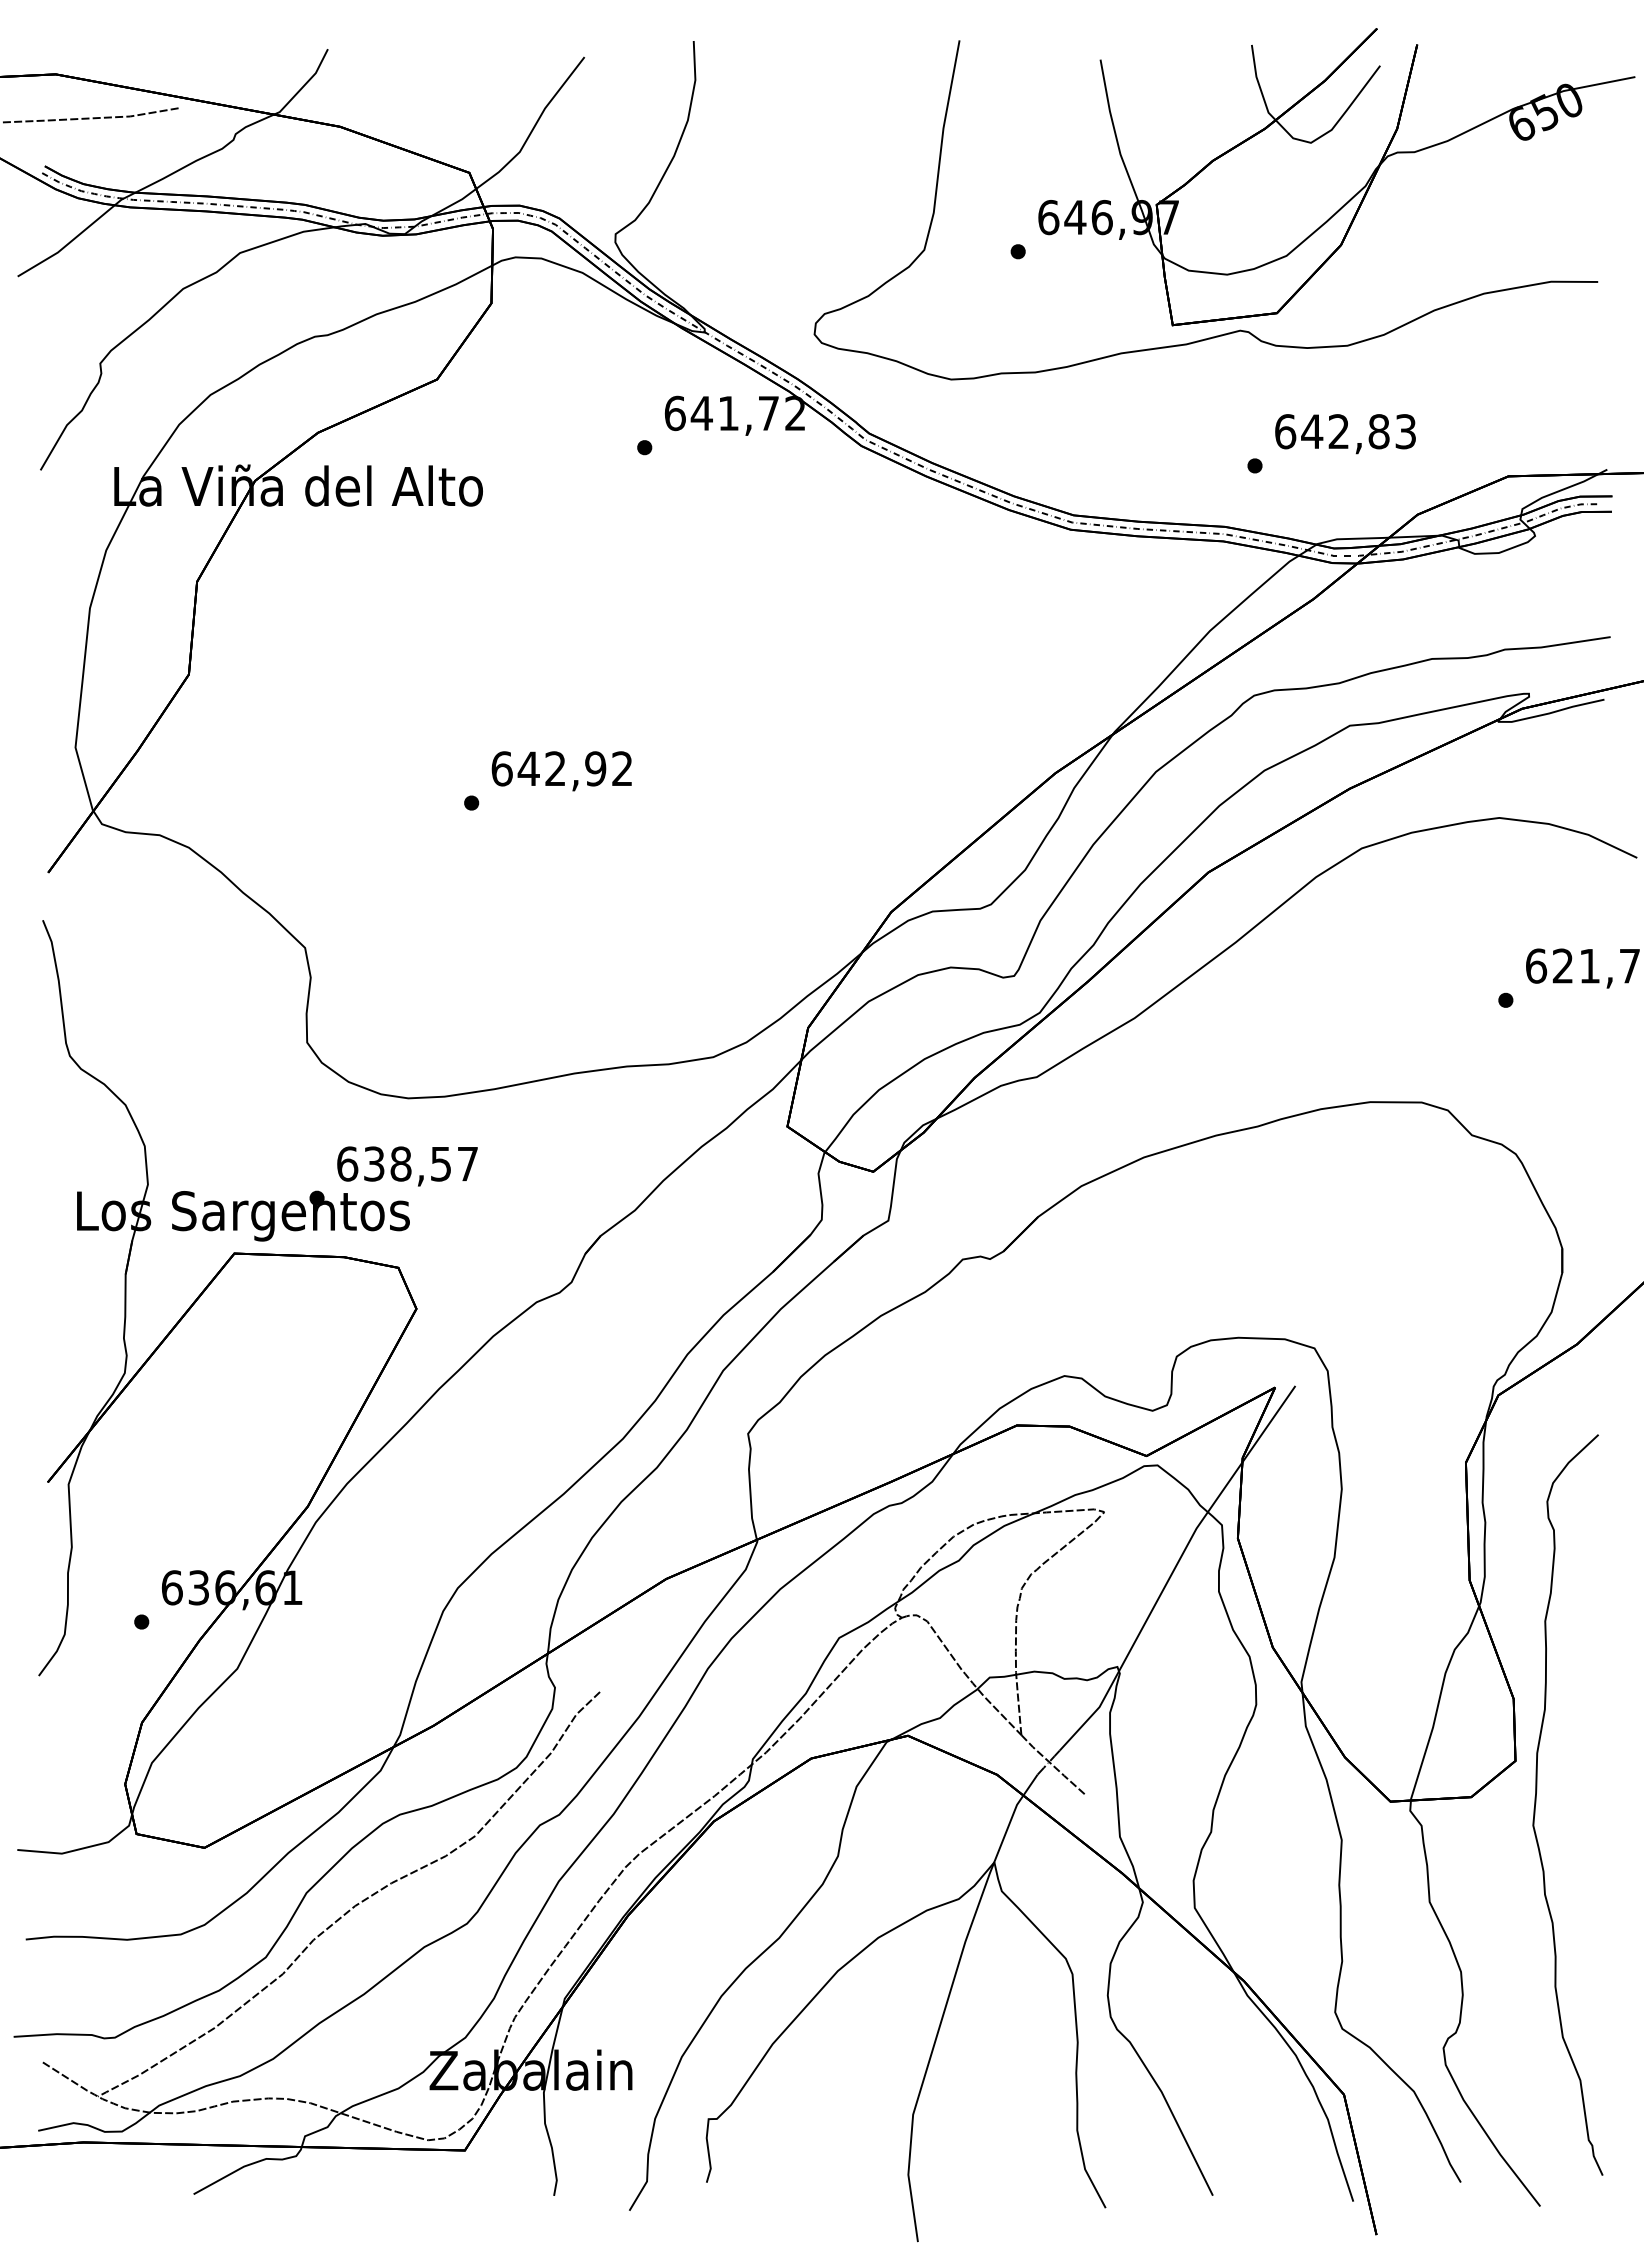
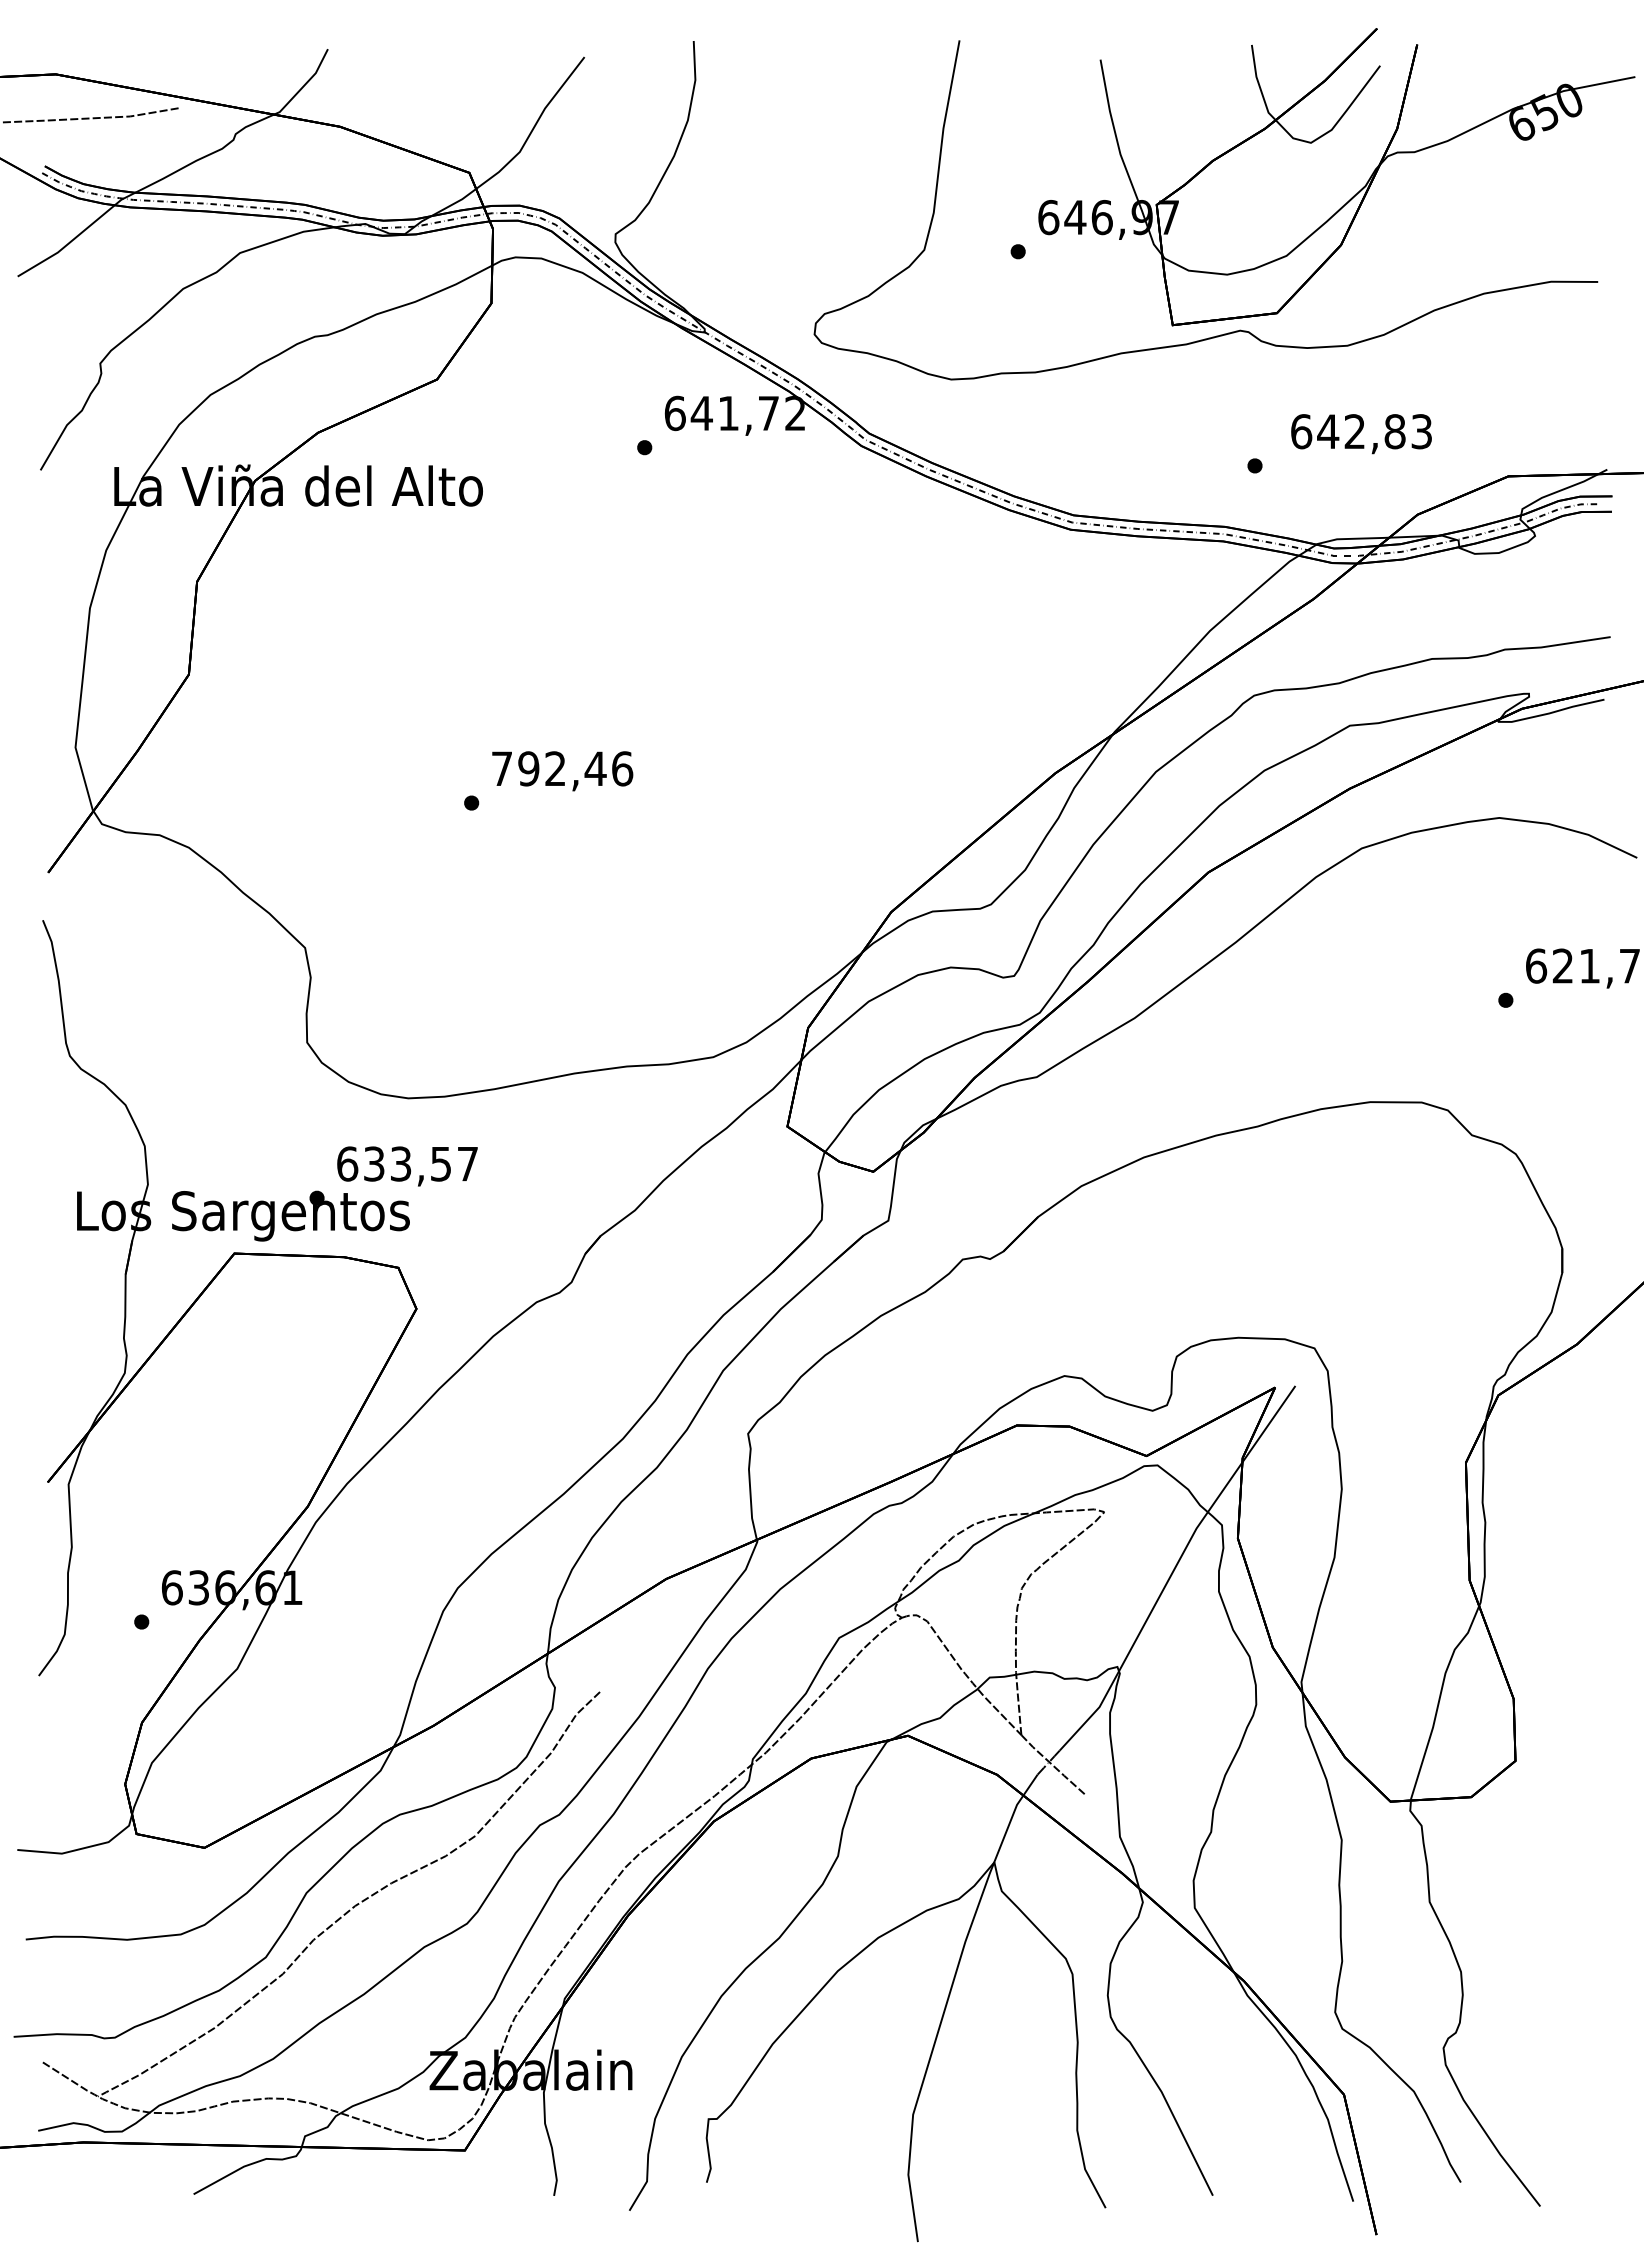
text position: (1345, 434) -> (1361, 434) (1361, 434)
text: 642,92 -> 792,46 (562, 768)
text: 638,57 -> 633,57 (400, 1163)
curve: present -> none (1536, 1803)
